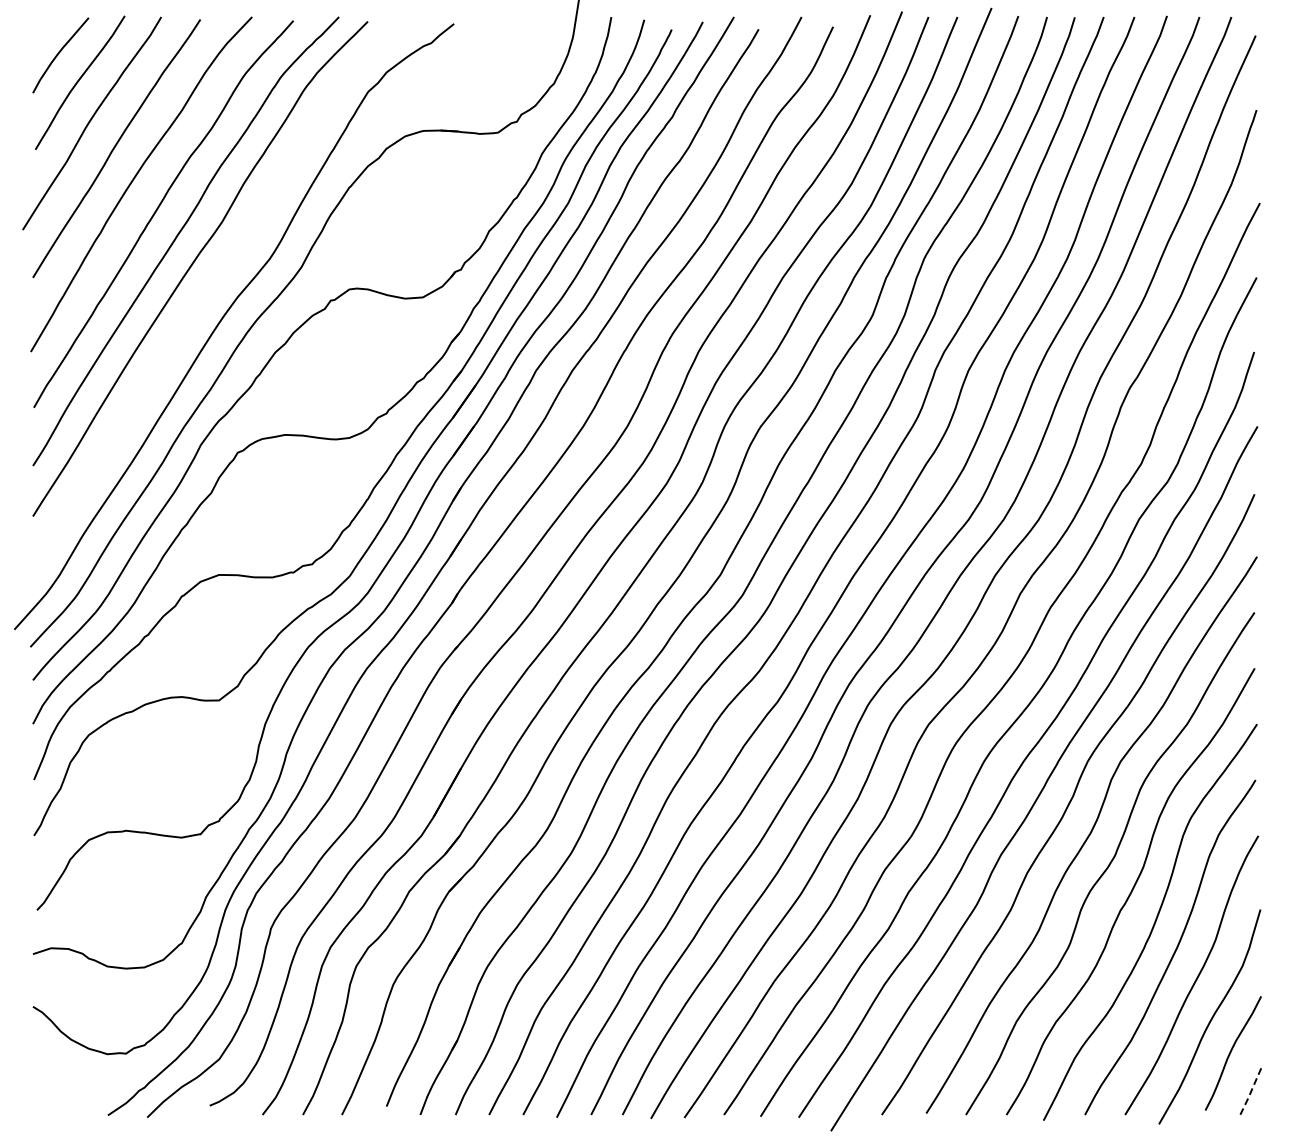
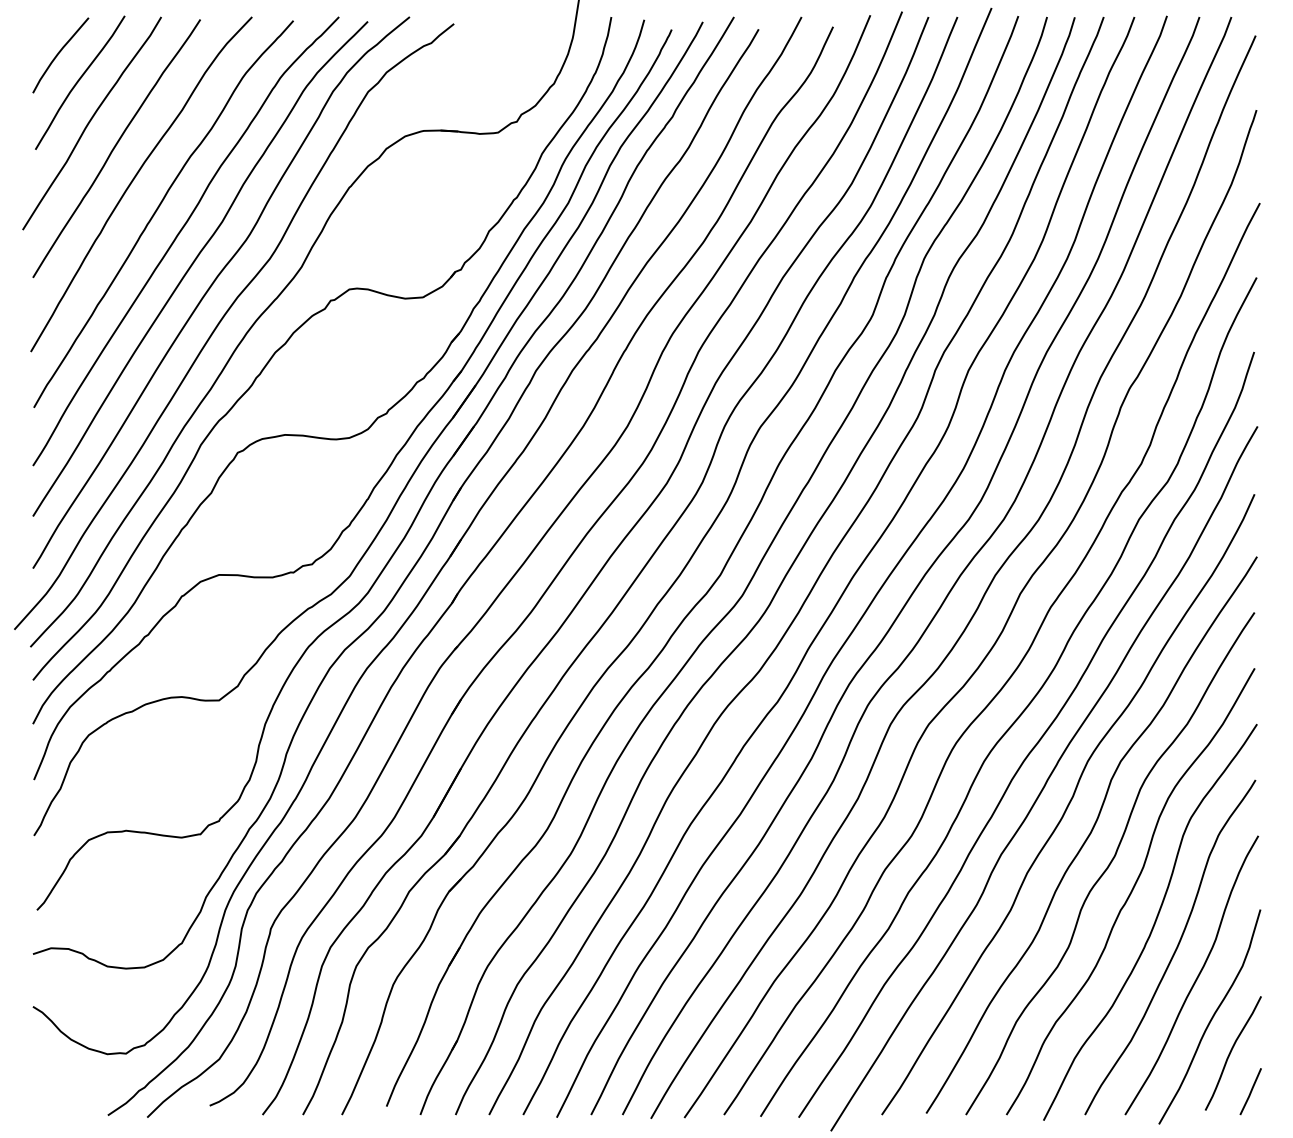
curve: none -> present (211, 287)
line: dashed -> solid (1250, 1092)
